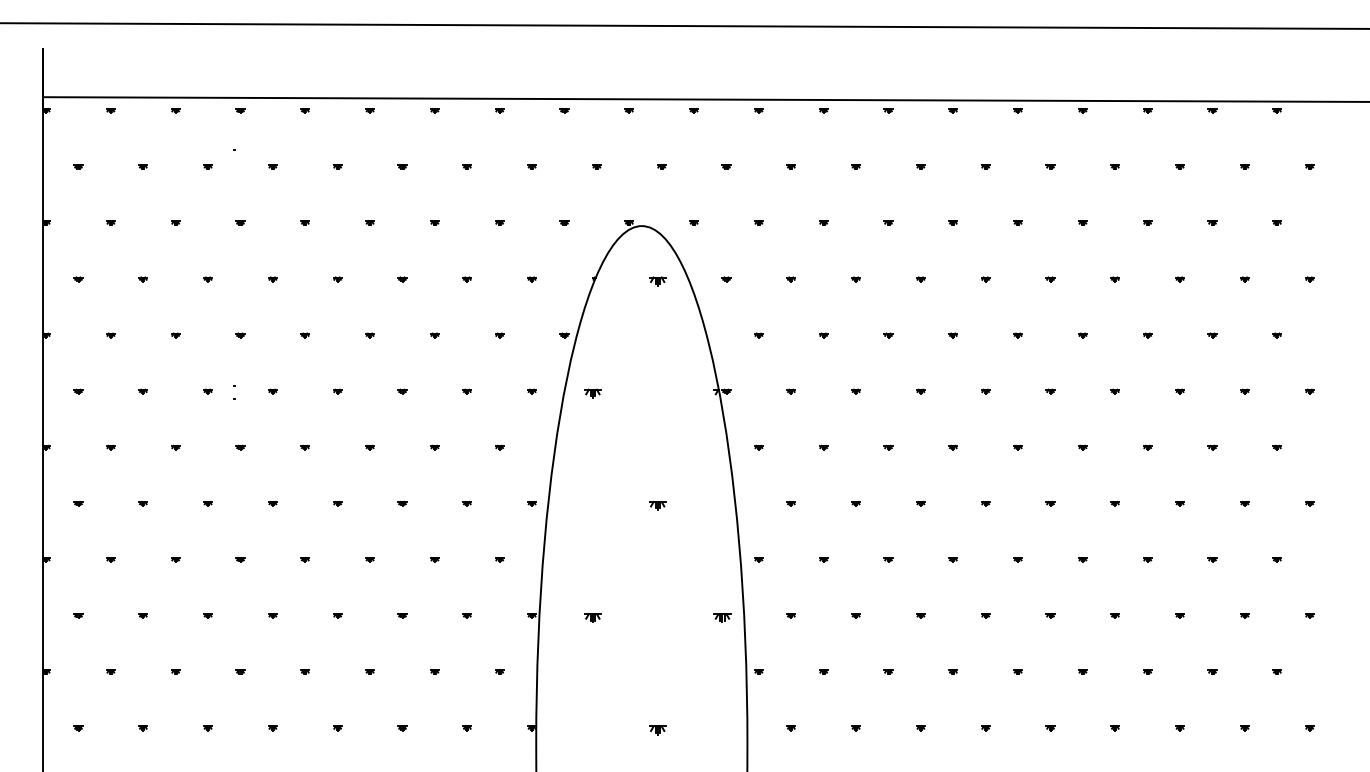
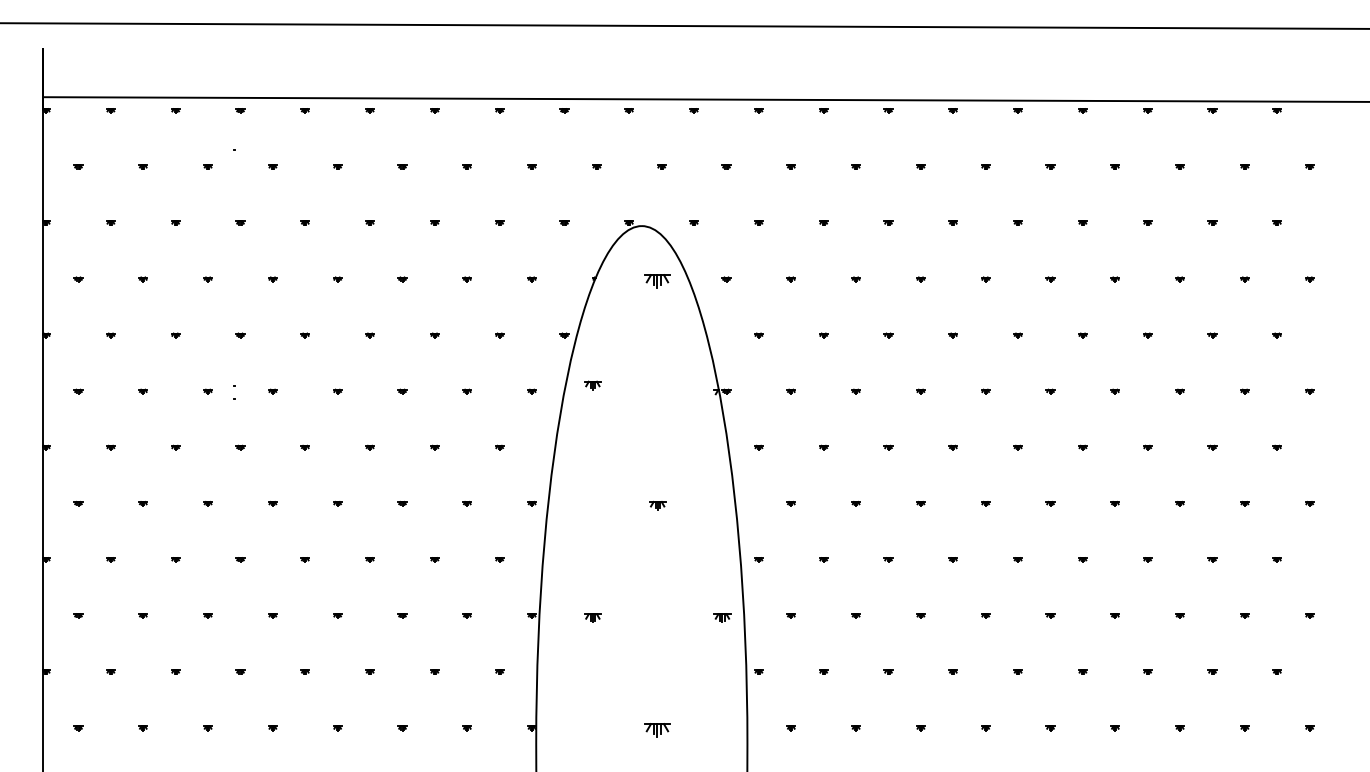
part size: 18x11 px -> 27x15 px (657, 281)
part position: (592, 393) -> (592, 385) (592, 385)
part size: 18x11 px -> 27x15 px (657, 730)
